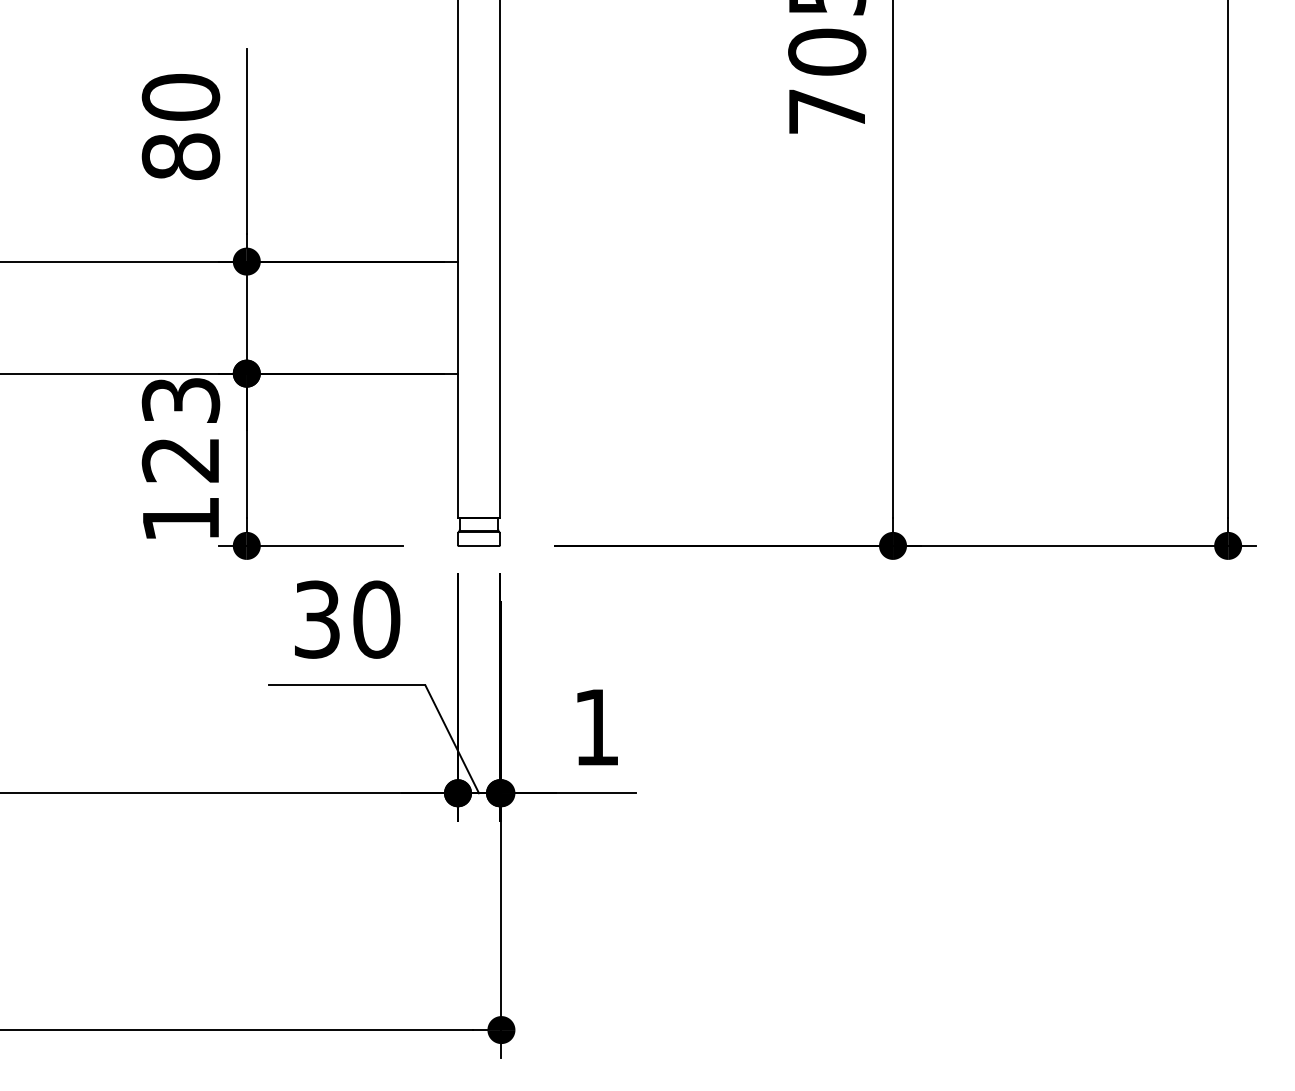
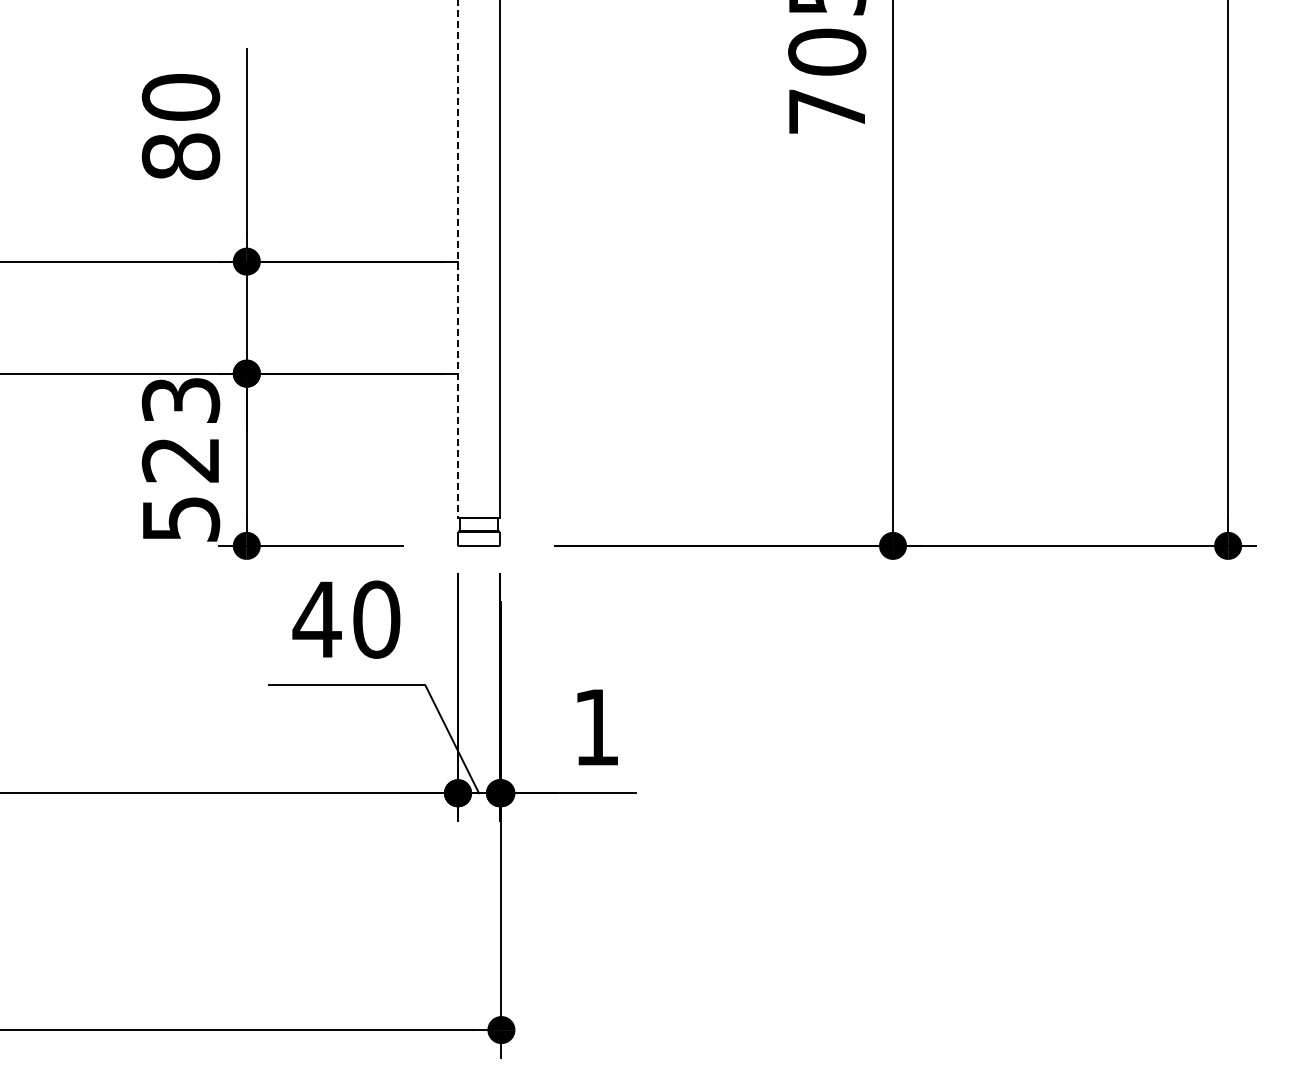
line: solid -> dashed (458, 259)
text: 123 -> 523 (181, 519)
text: 30 -> 40 (316, 619)
